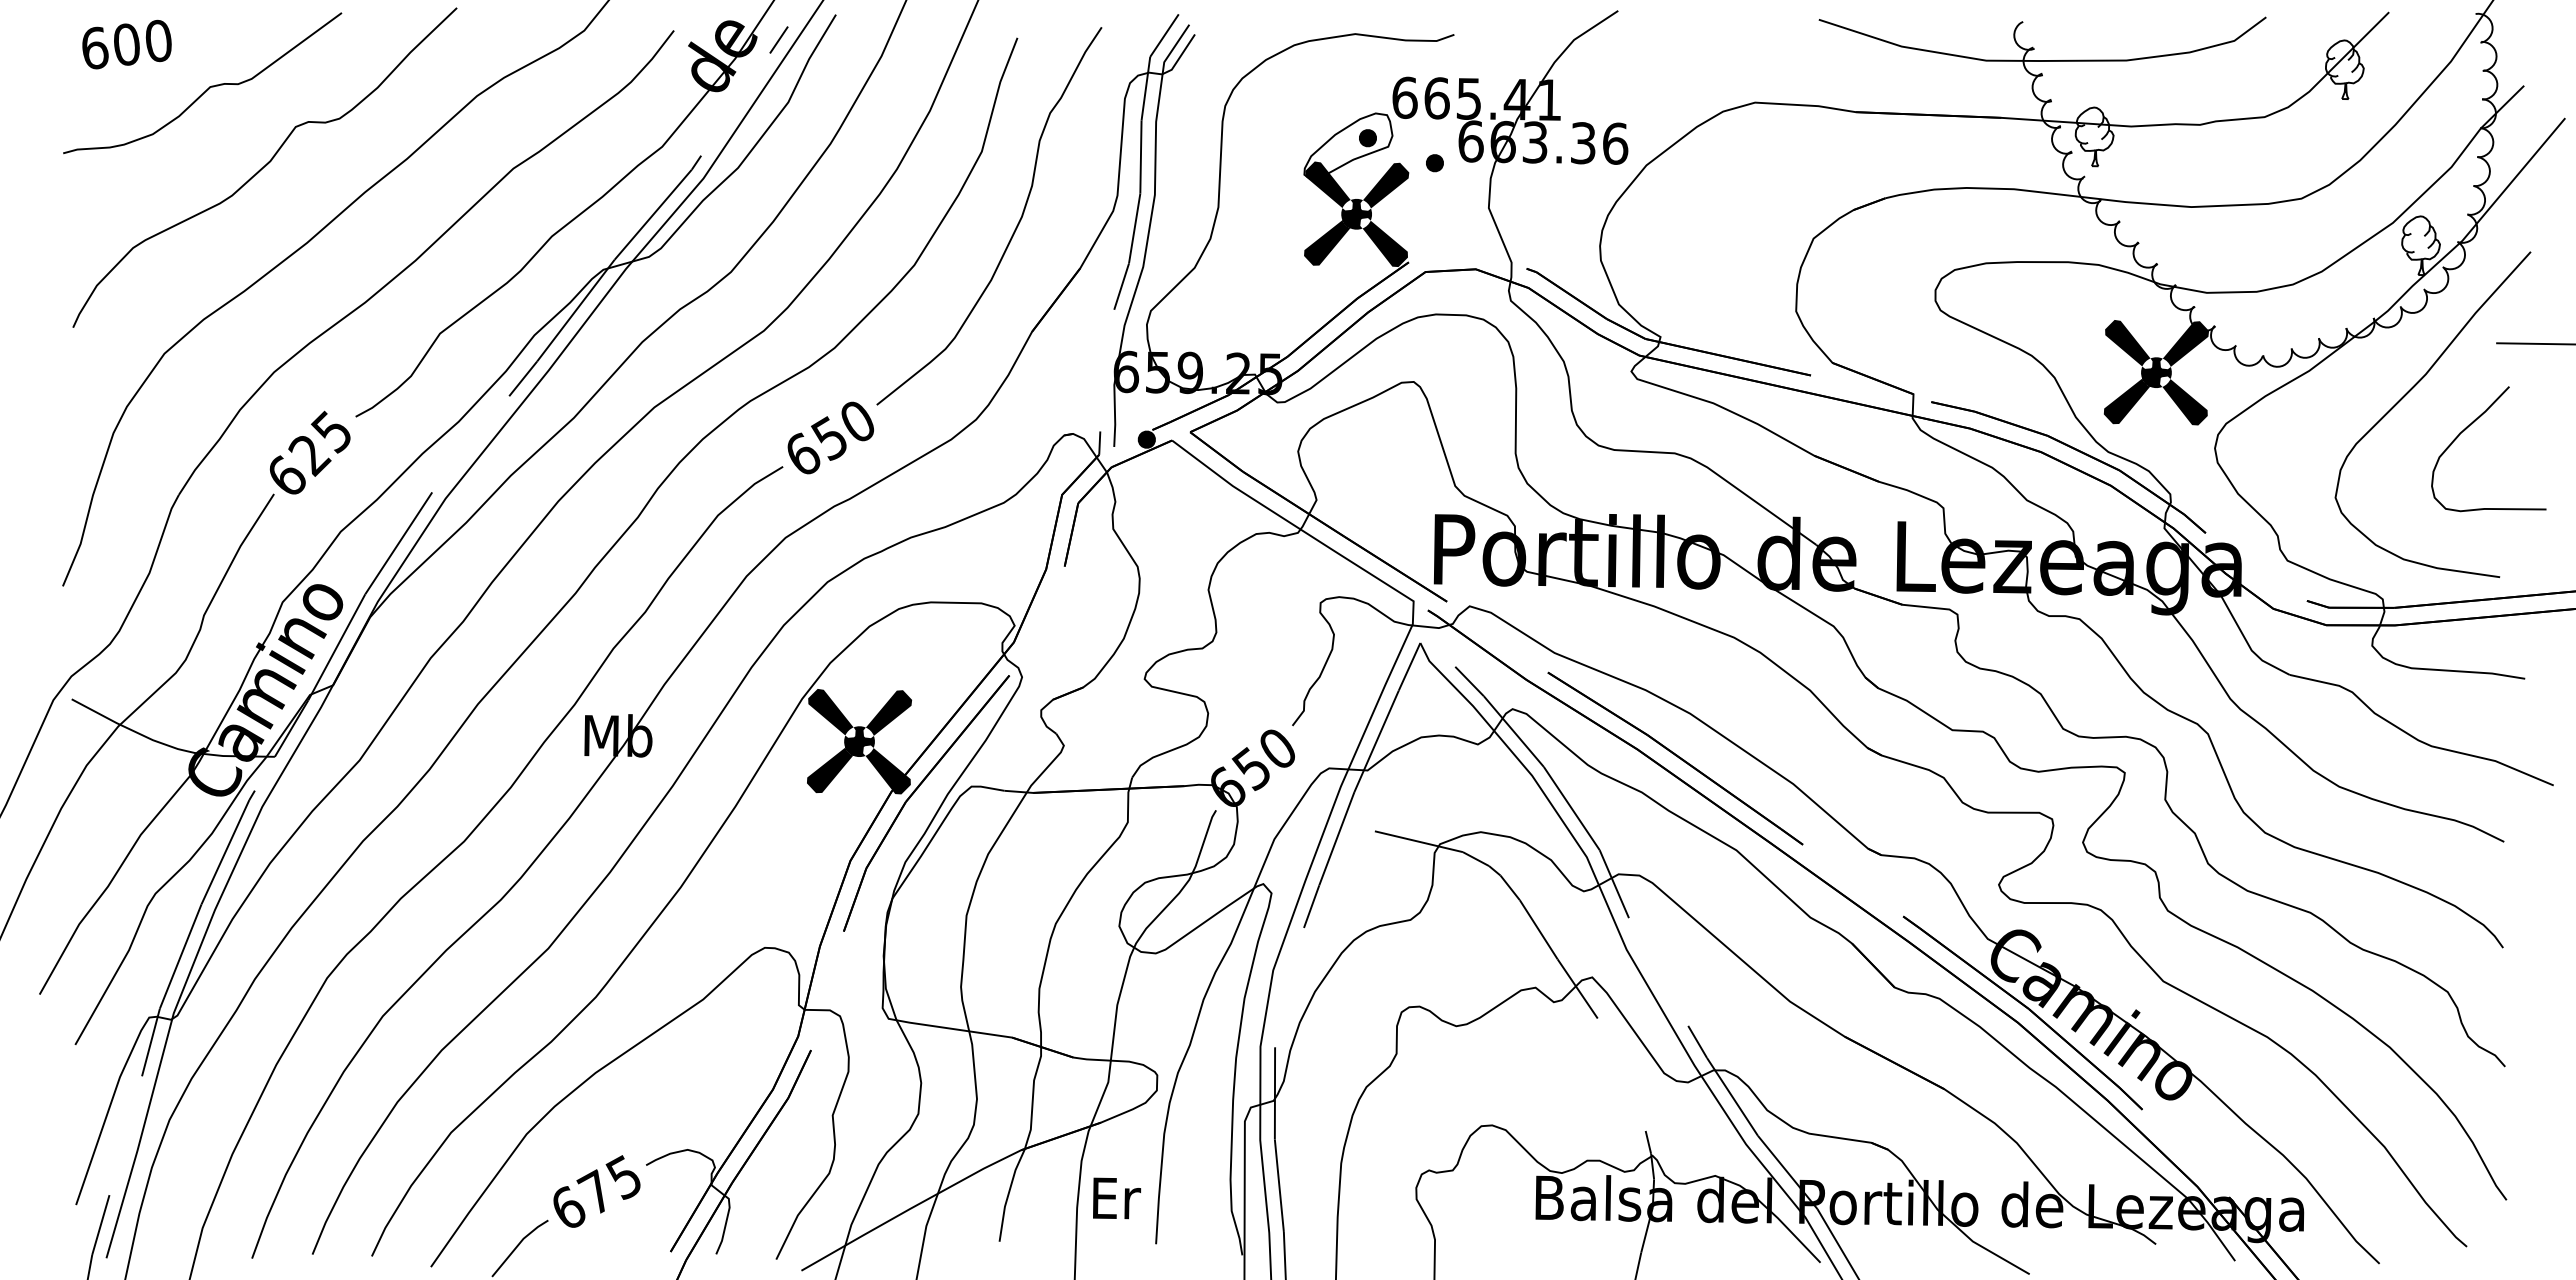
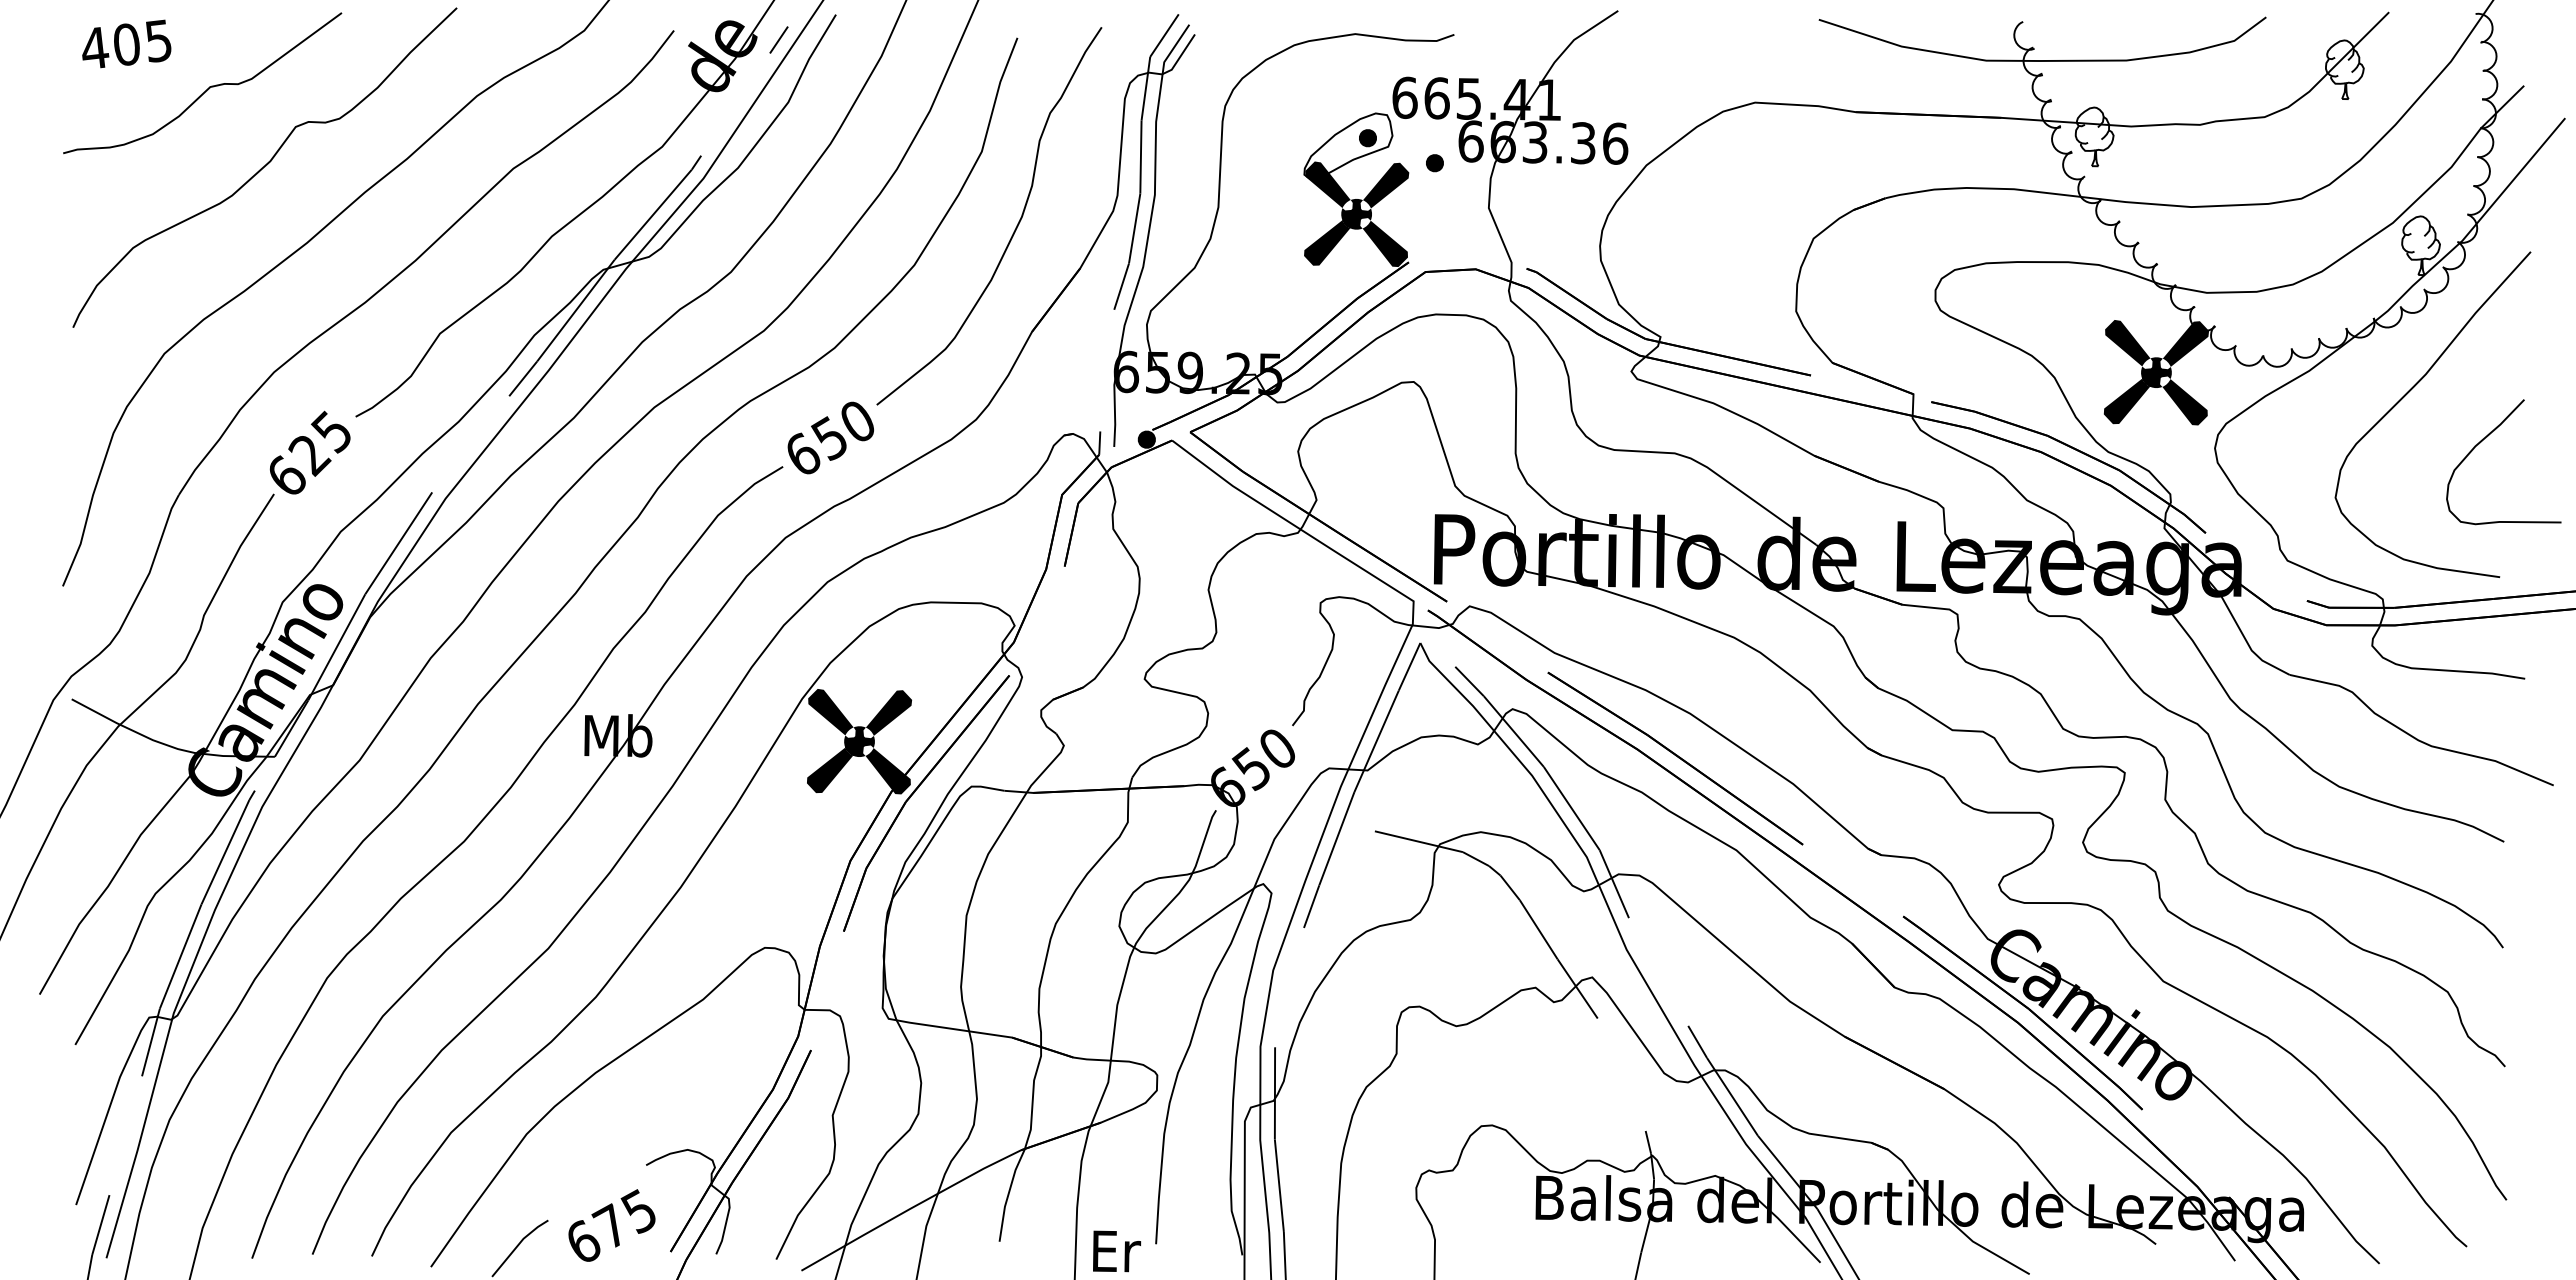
text: 600 -> 405 (126, 44)
line: present -> none (2534, 343)
curve position: (2472, 424) -> (2487, 437) (2487, 437)
text position: (596, 1191) -> (611, 1225) (611, 1225)
text position: (1117, 1198) -> (1117, 1251) (1117, 1251)
